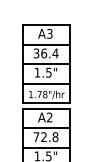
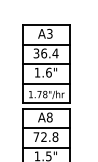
text: 1.5" -> 1.6" (48, 72)
text: A2 -> A8 (49, 117)
